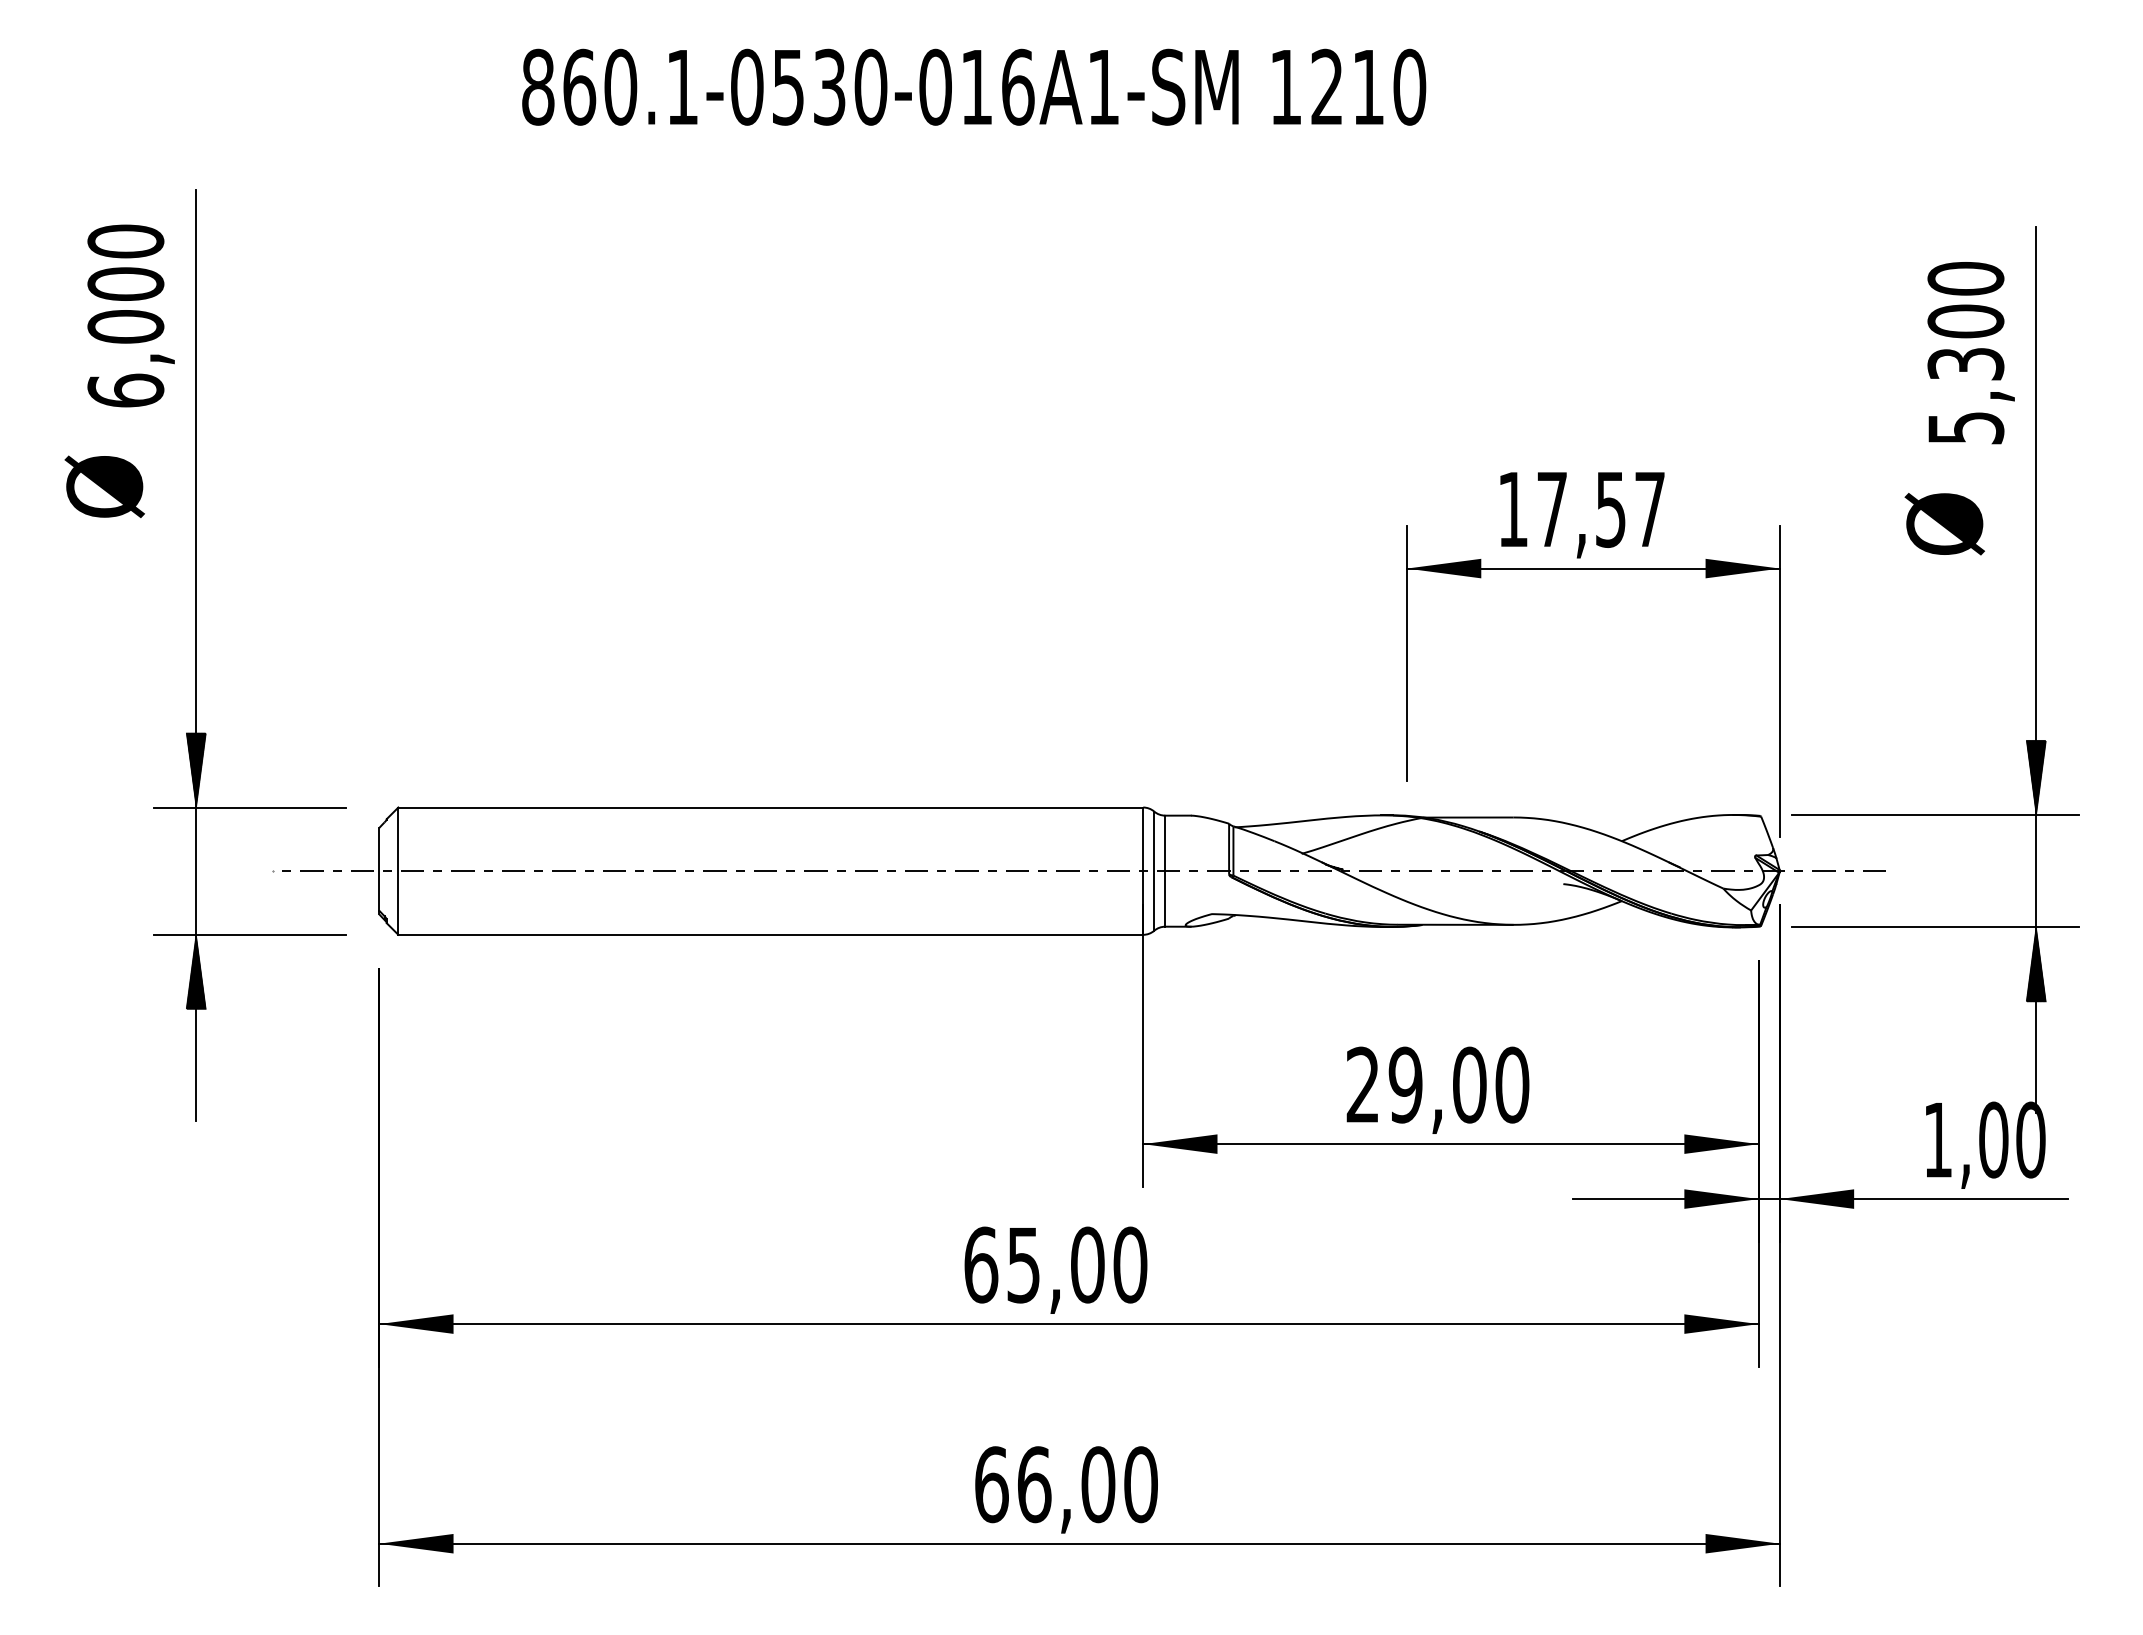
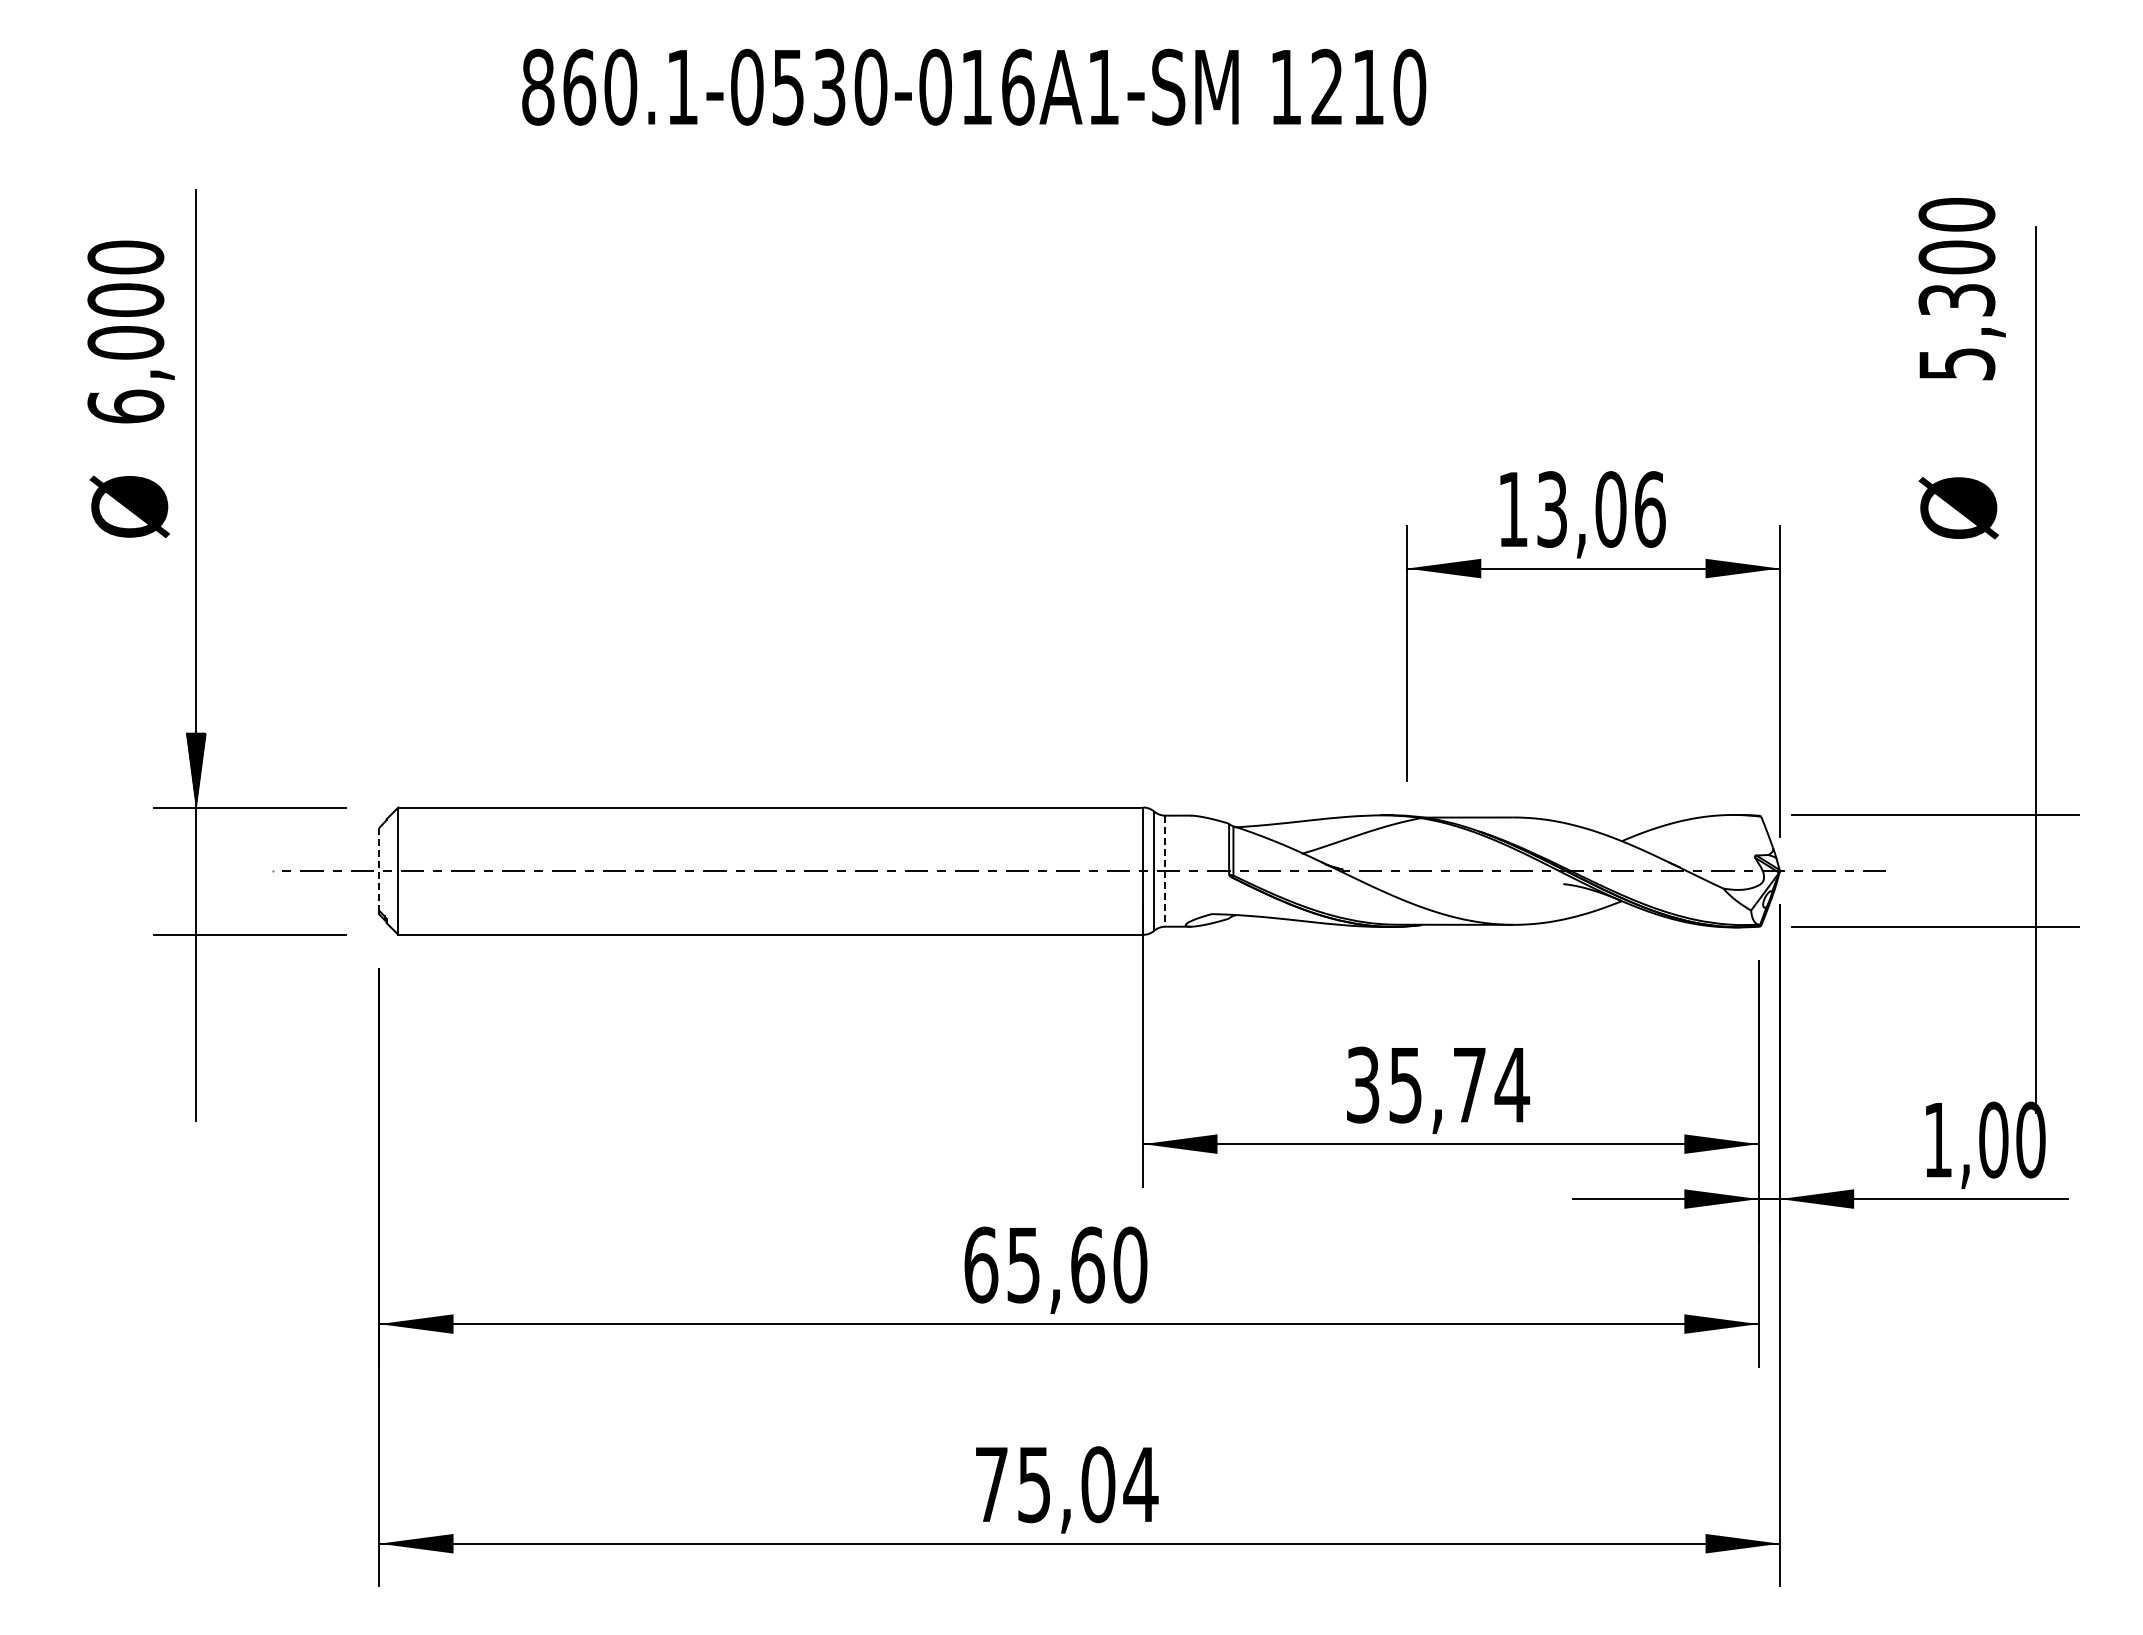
text position: (130, 315) -> (130, 331) (130, 331)
text position: (1970, 353) -> (1961, 289) (1961, 289)
text position: (104, 486) -> (129, 506) (129, 506)
text: 17,57 -> 13,06 (1601, 509)
text position: (1944, 524) -> (1958, 508) (1958, 508)
hatch: present -> none (2035, 777)
line: solid -> dashed (379, 869)
line: solid -> dashed (1165, 871)
hatch: present -> none (2036, 964)
hatch: present -> none (196, 971)
text: 29,00 -> 35,74 (1438, 1084)
text: 65,00 -> 65,60 (1087, 1264)
text: 66,00 -> 75,04 (1066, 1484)
